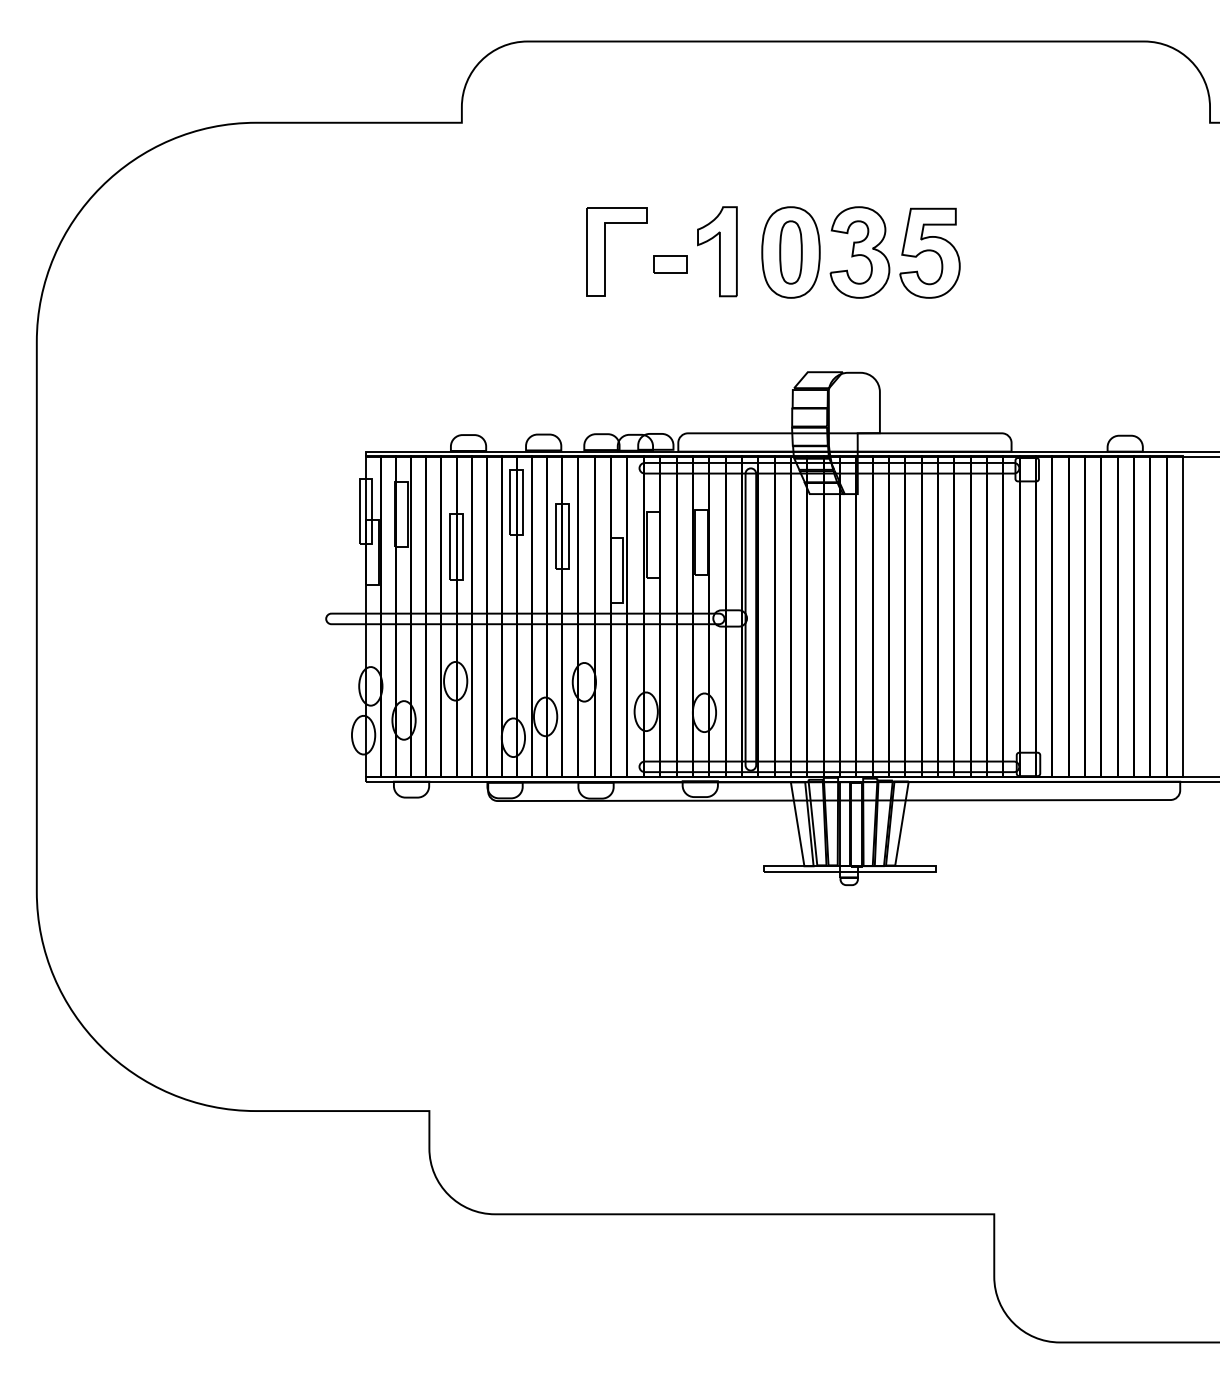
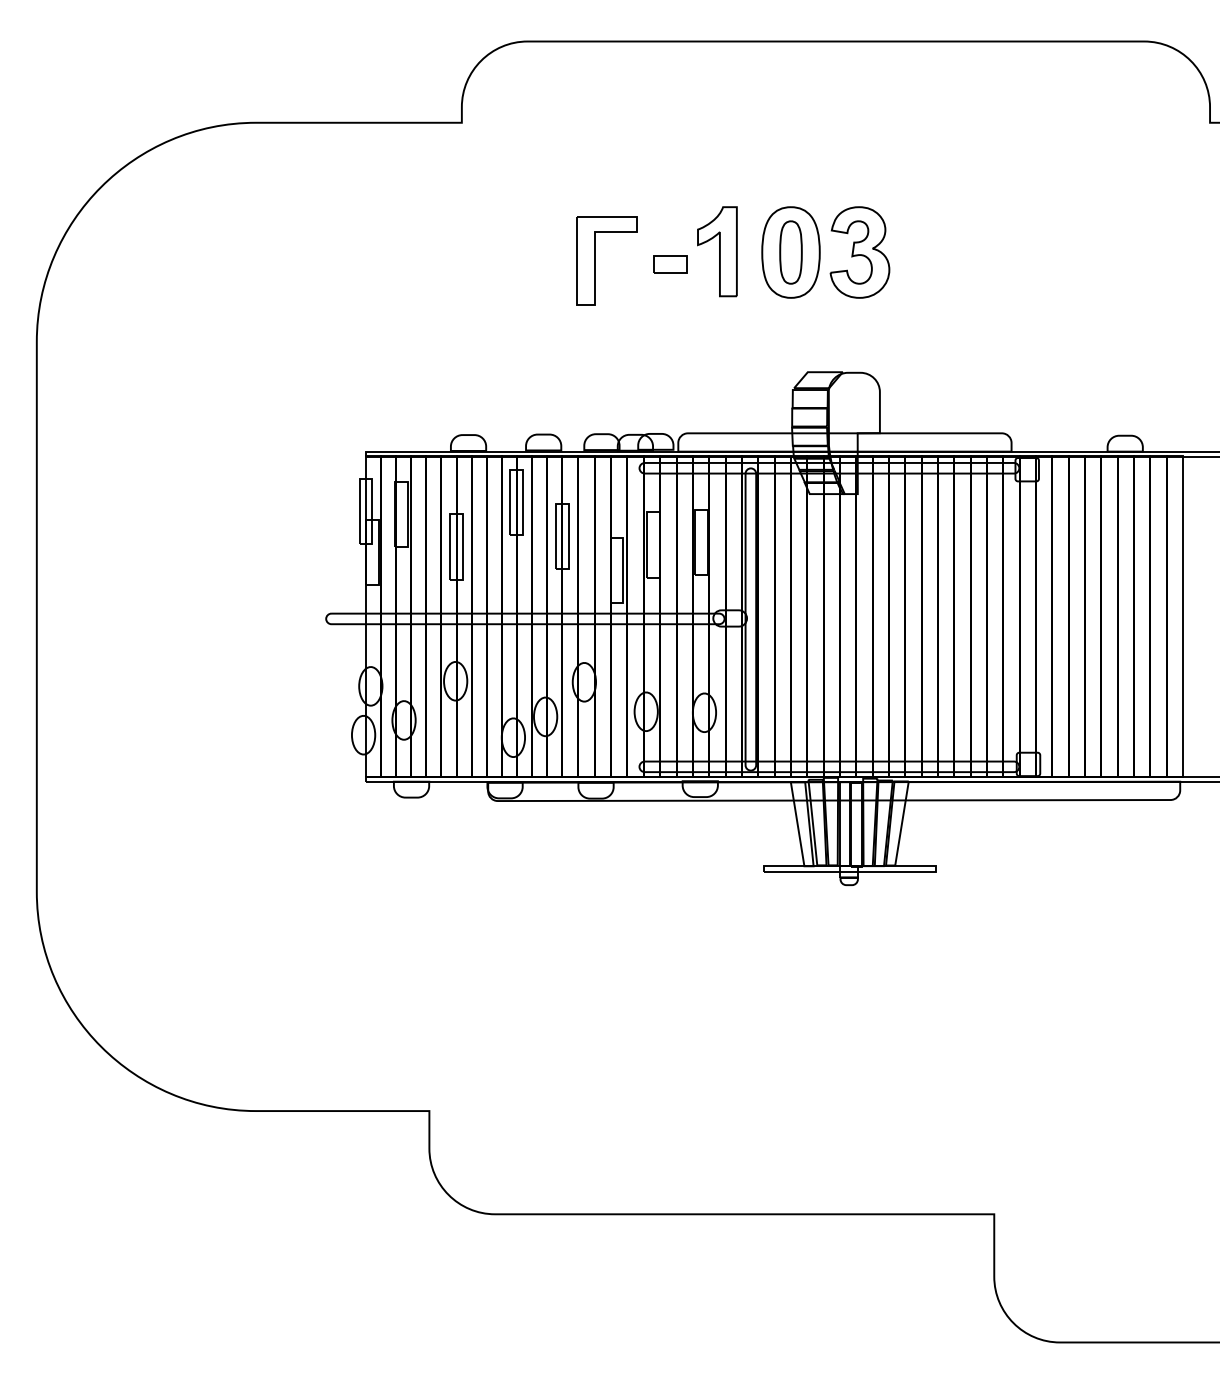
part position: (605, 251) -> (595, 260) (595, 260)
part: present -> none (929, 252)
